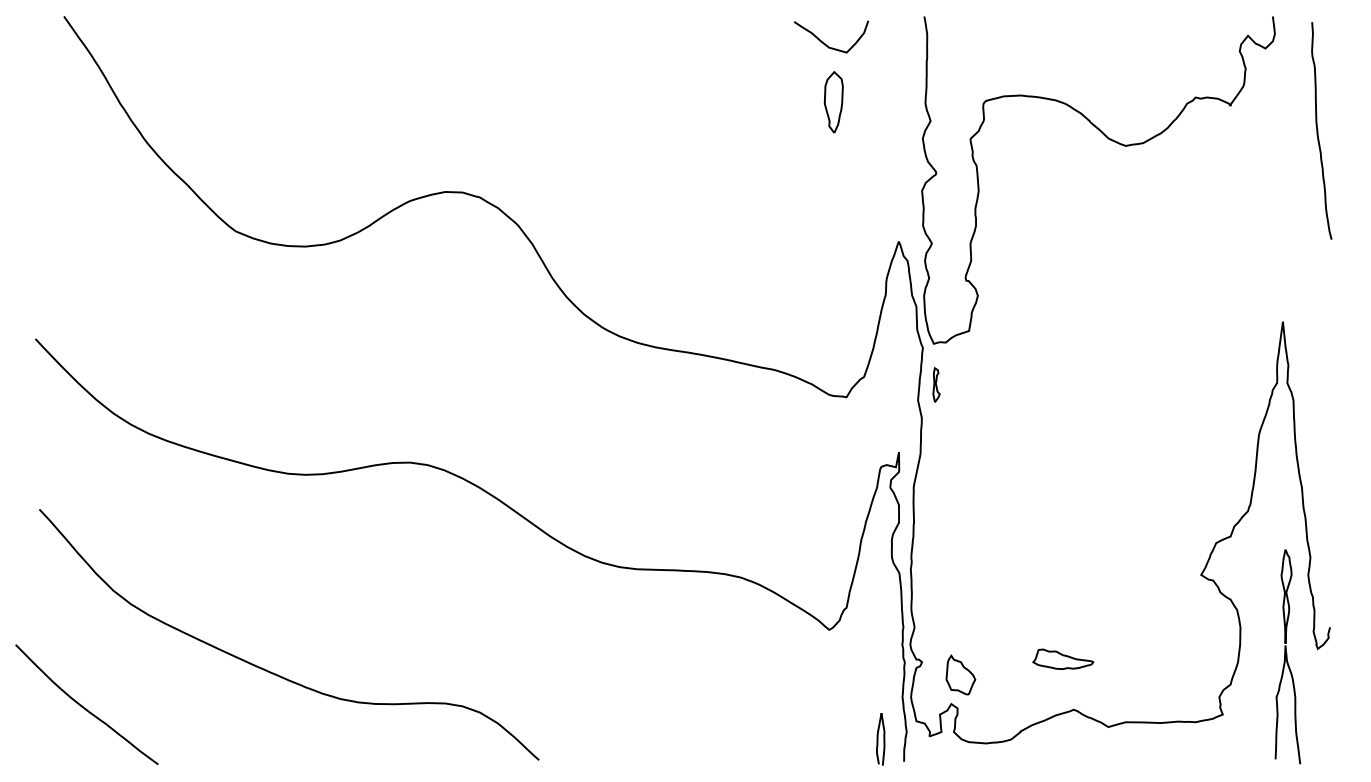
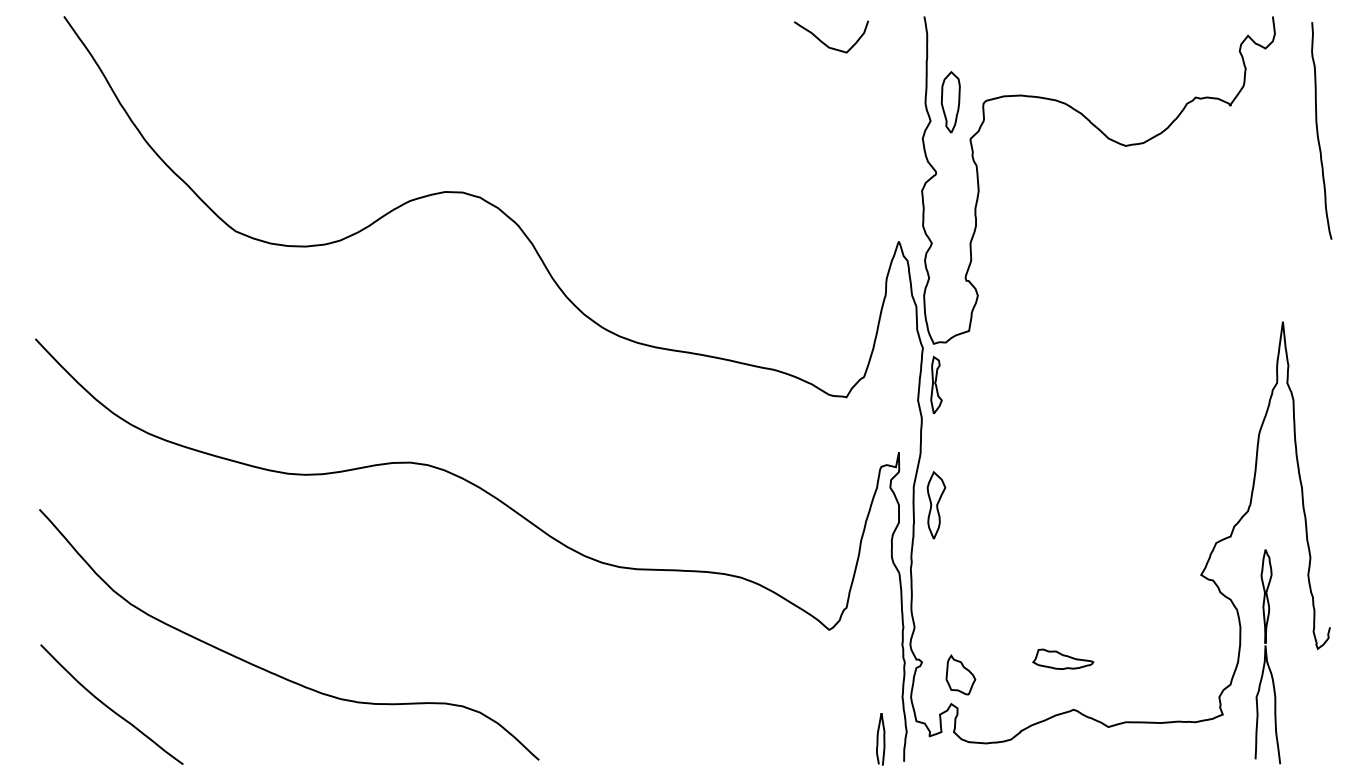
part position: (833, 102) -> (950, 102) (950, 102)
part size: 9x36 px -> 13x60 px (936, 384)
part: none -> present (936, 505)
part position: (1287, 656) -> (1267, 656) (1267, 656)
curve position: (85, 707) -> (110, 707) (110, 707)
